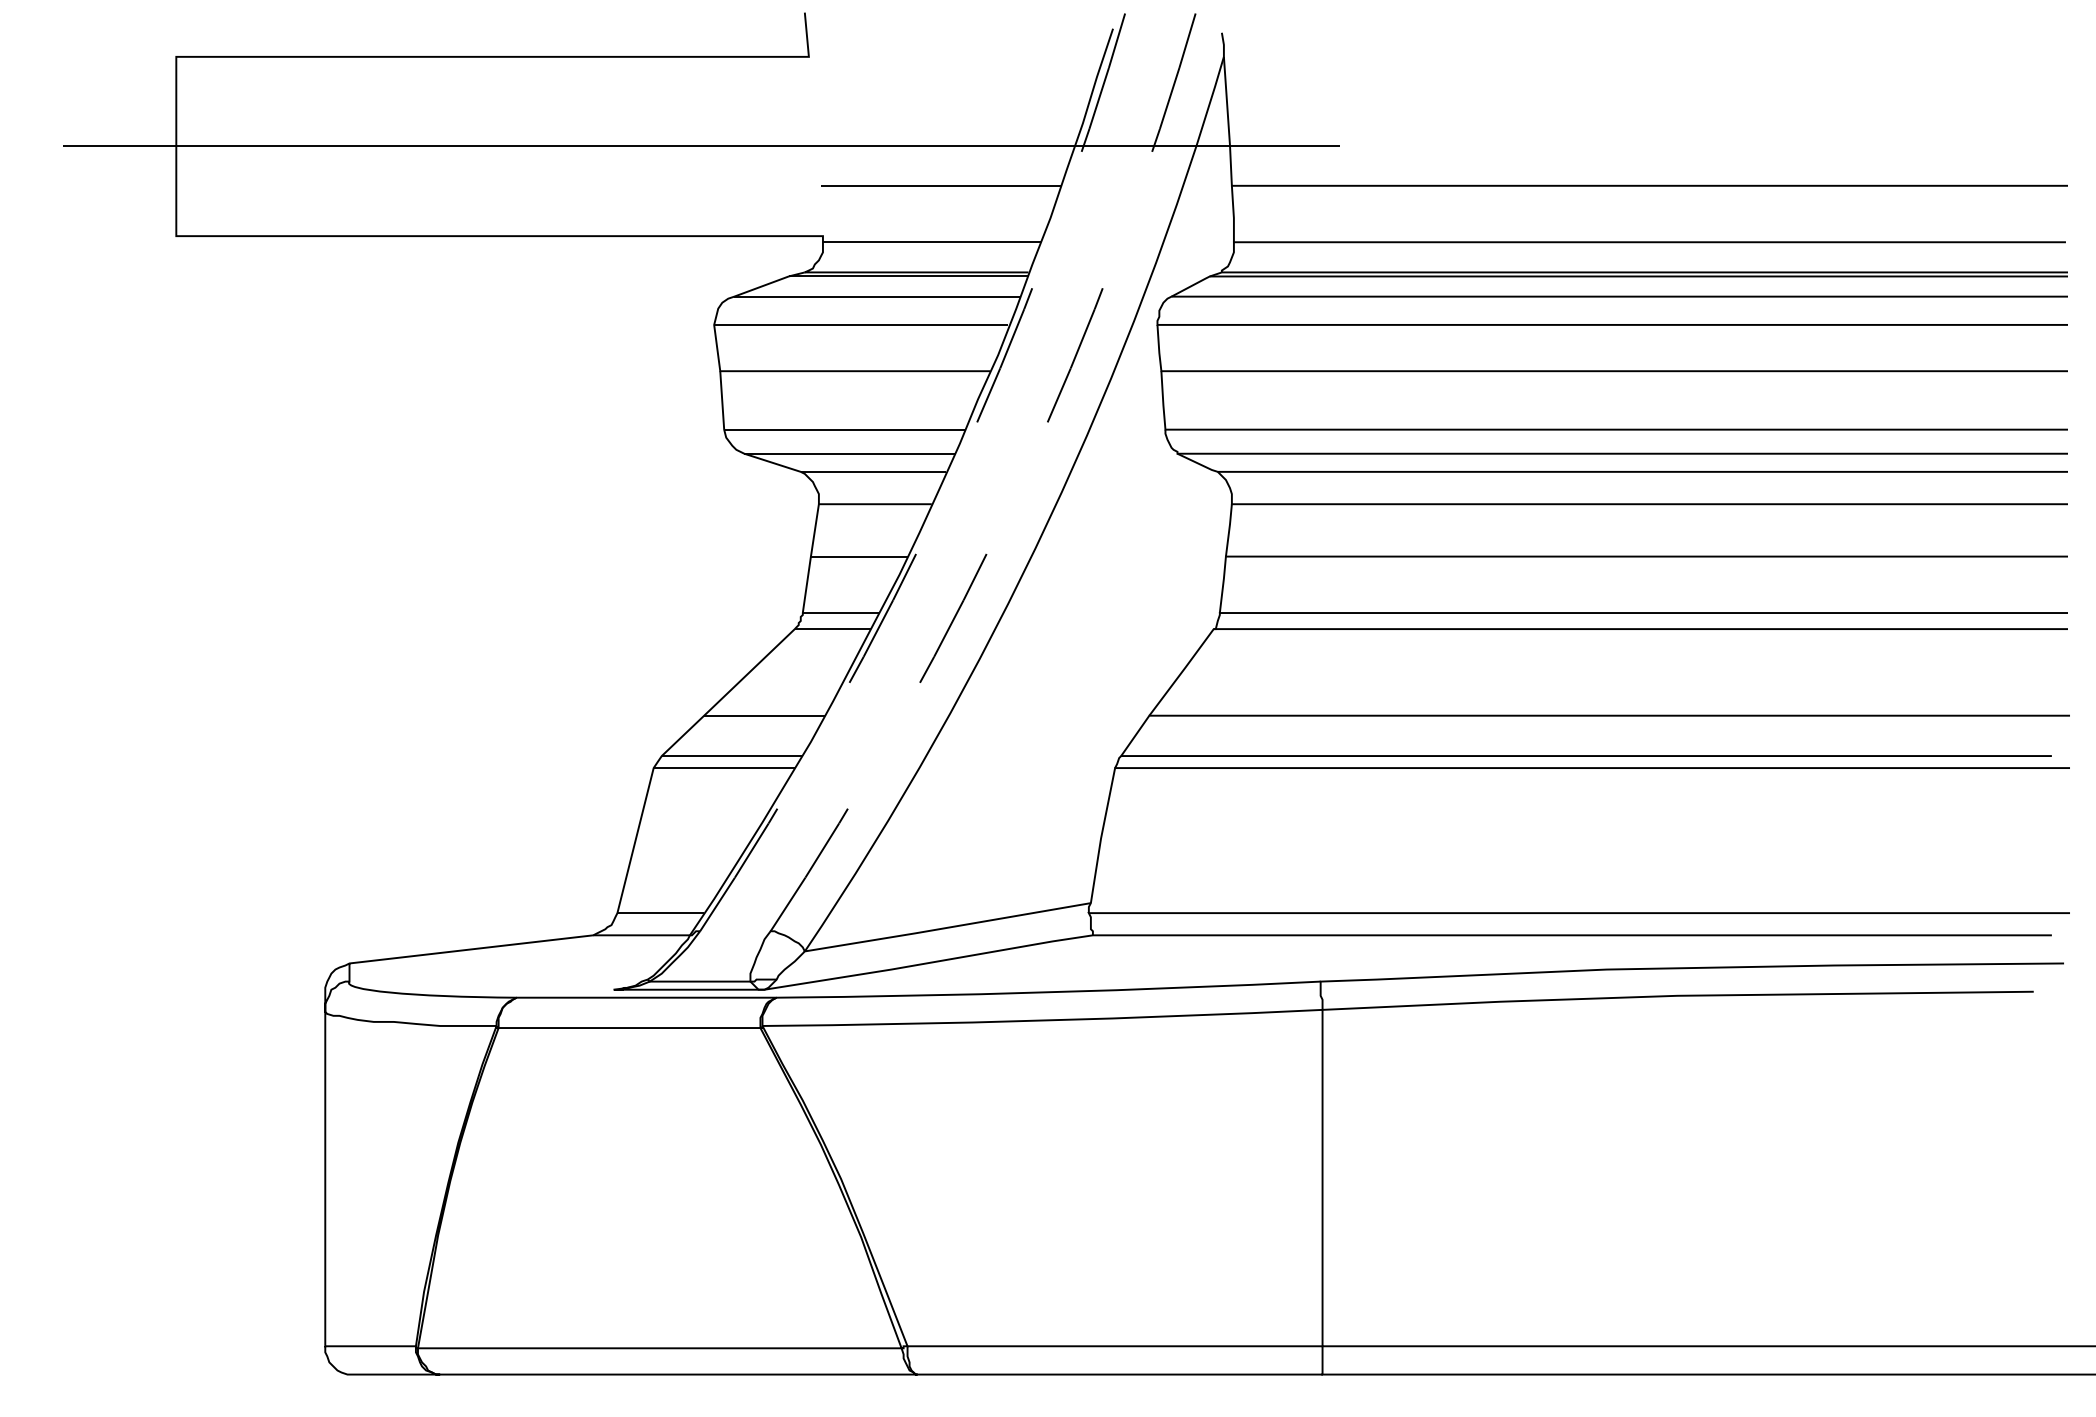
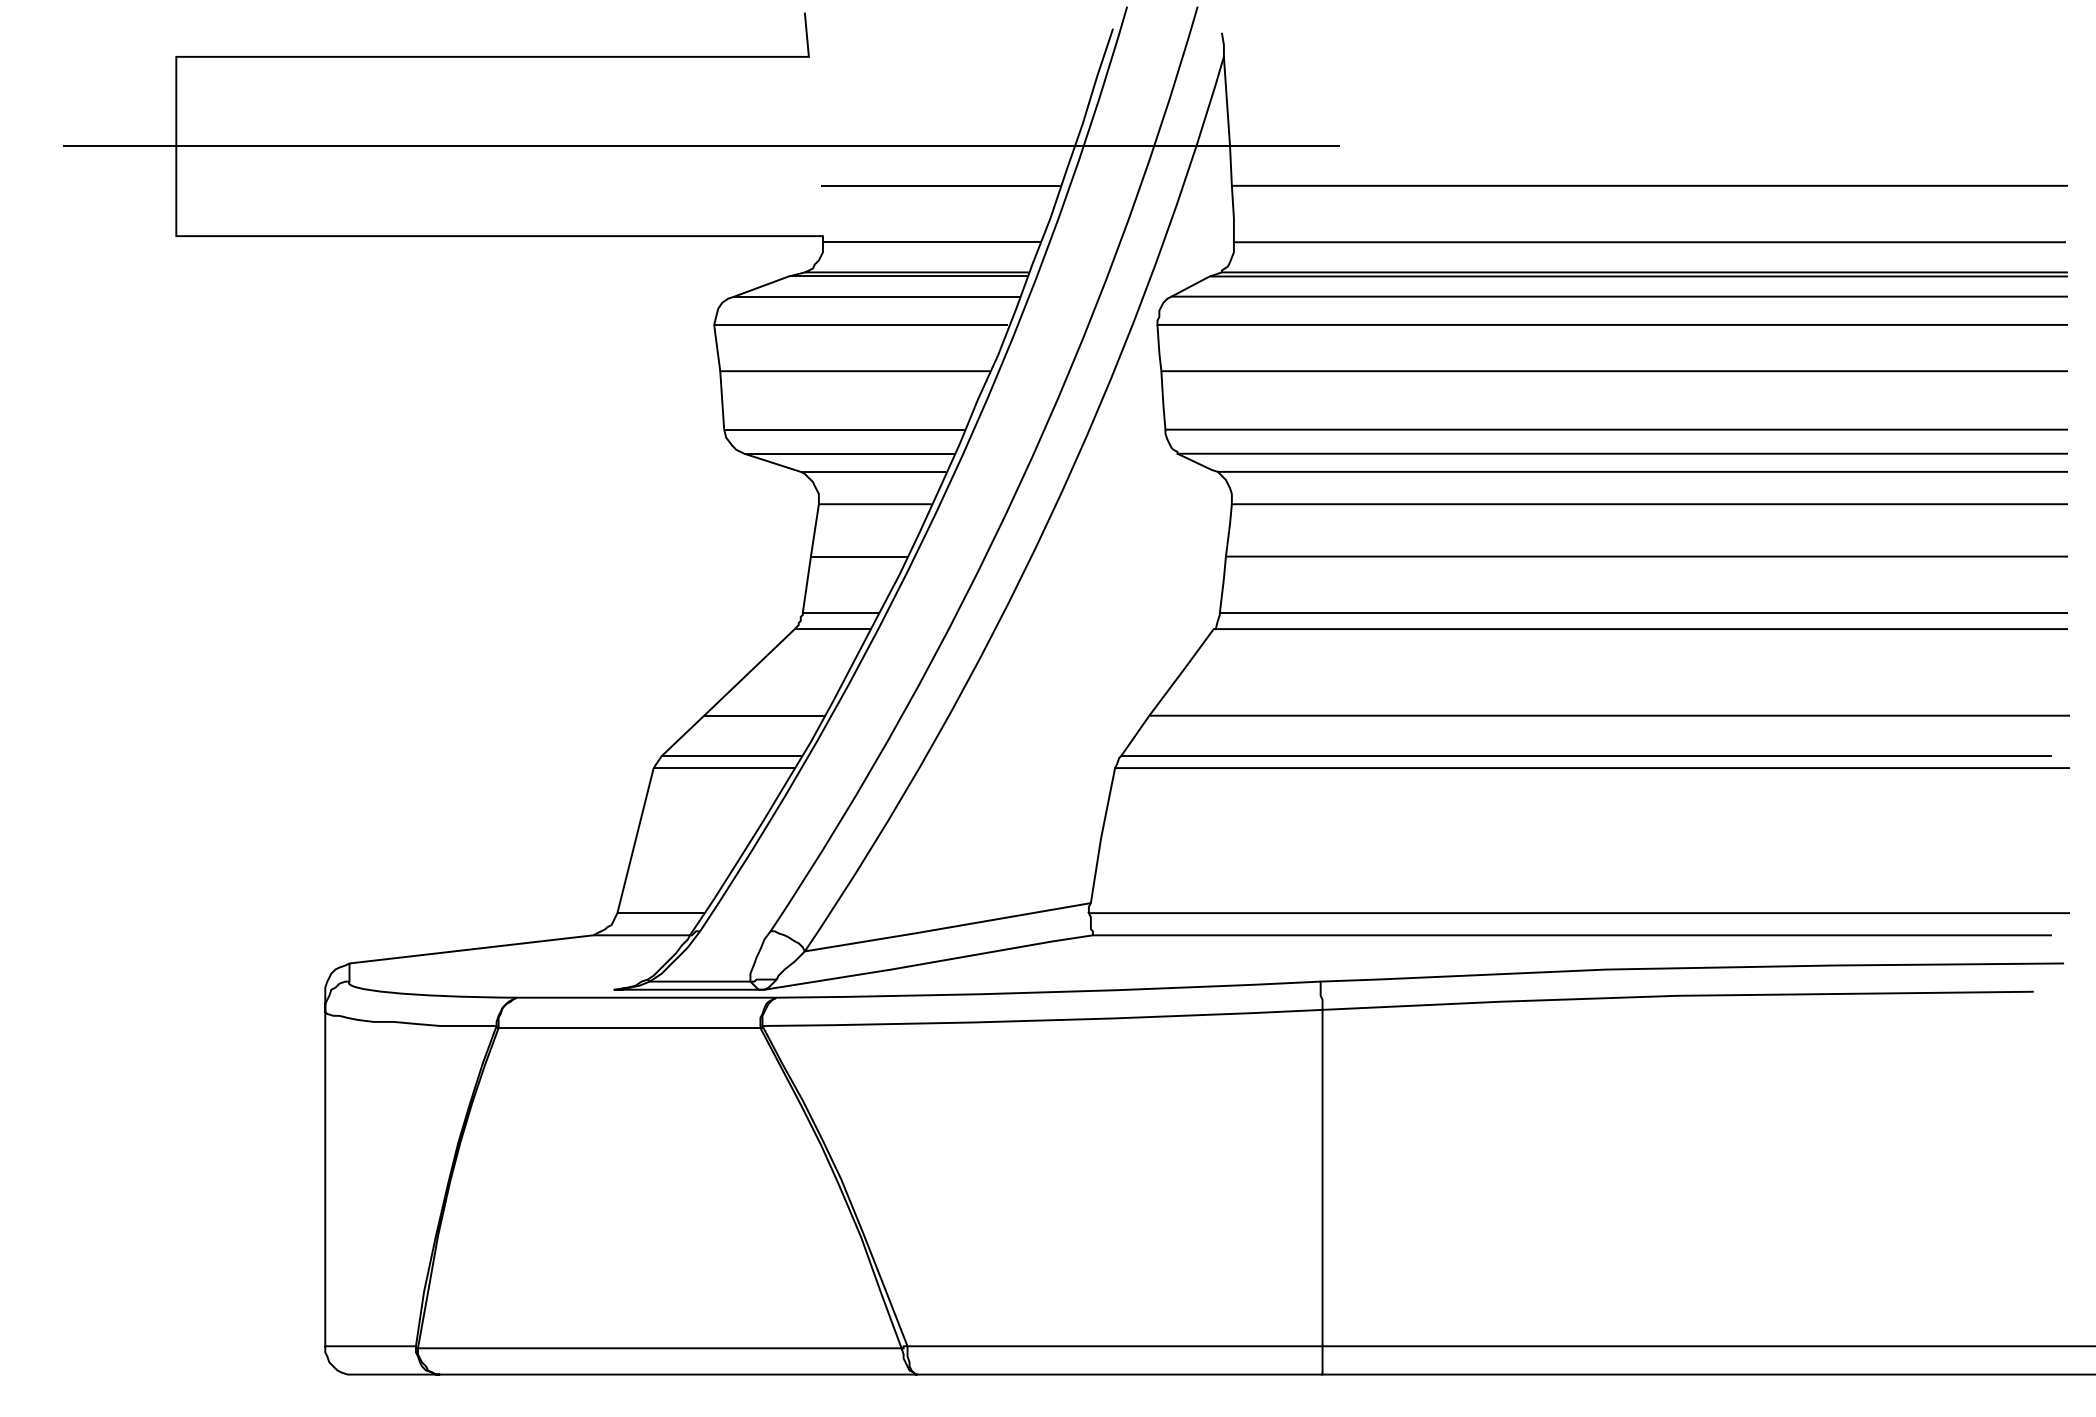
arc: dashed -> solid (948, 485)
arc: dashed -> solid (1019, 485)
